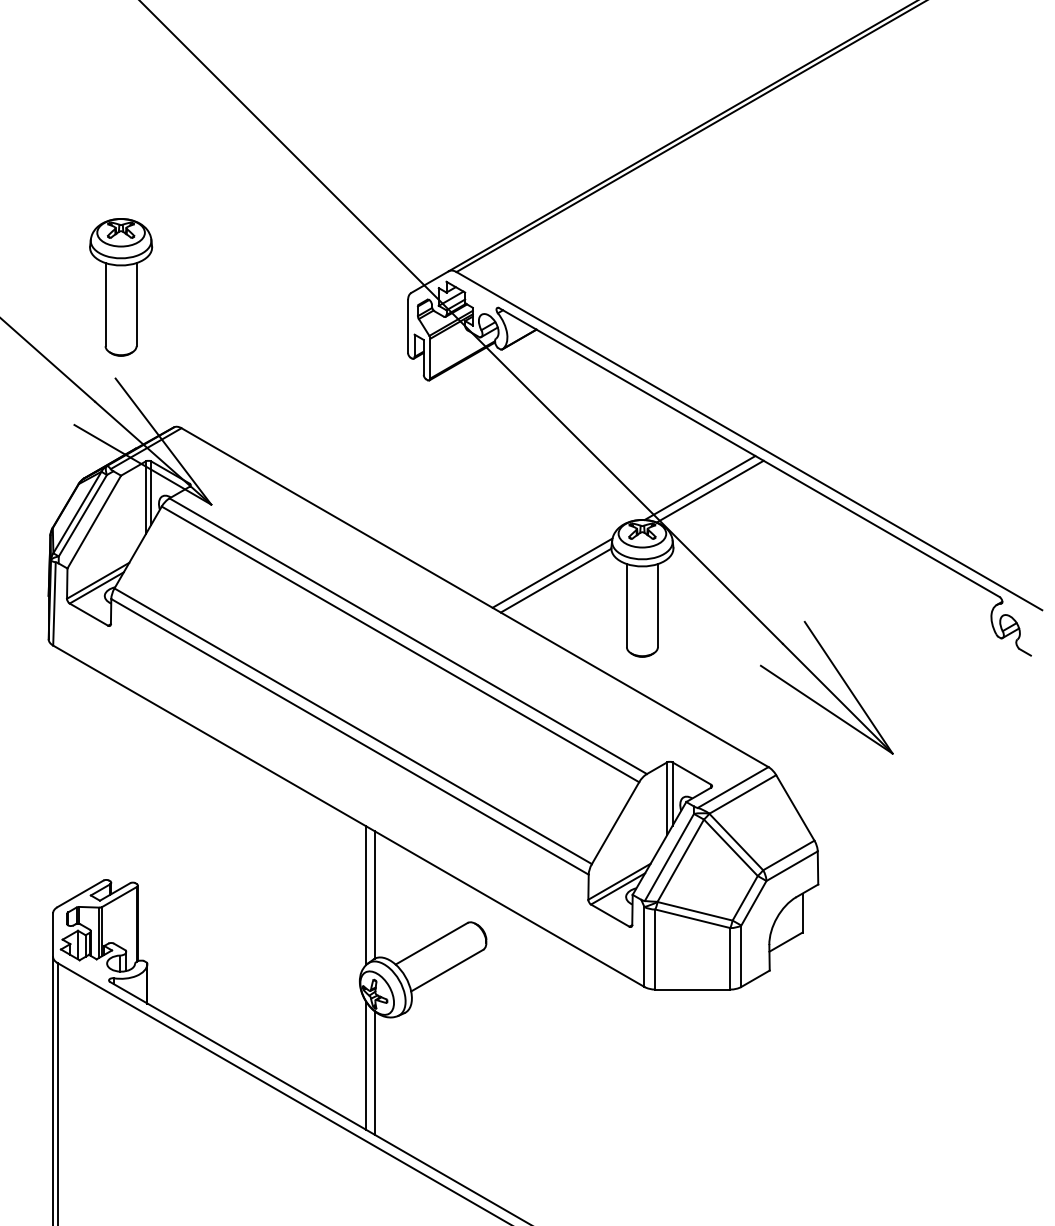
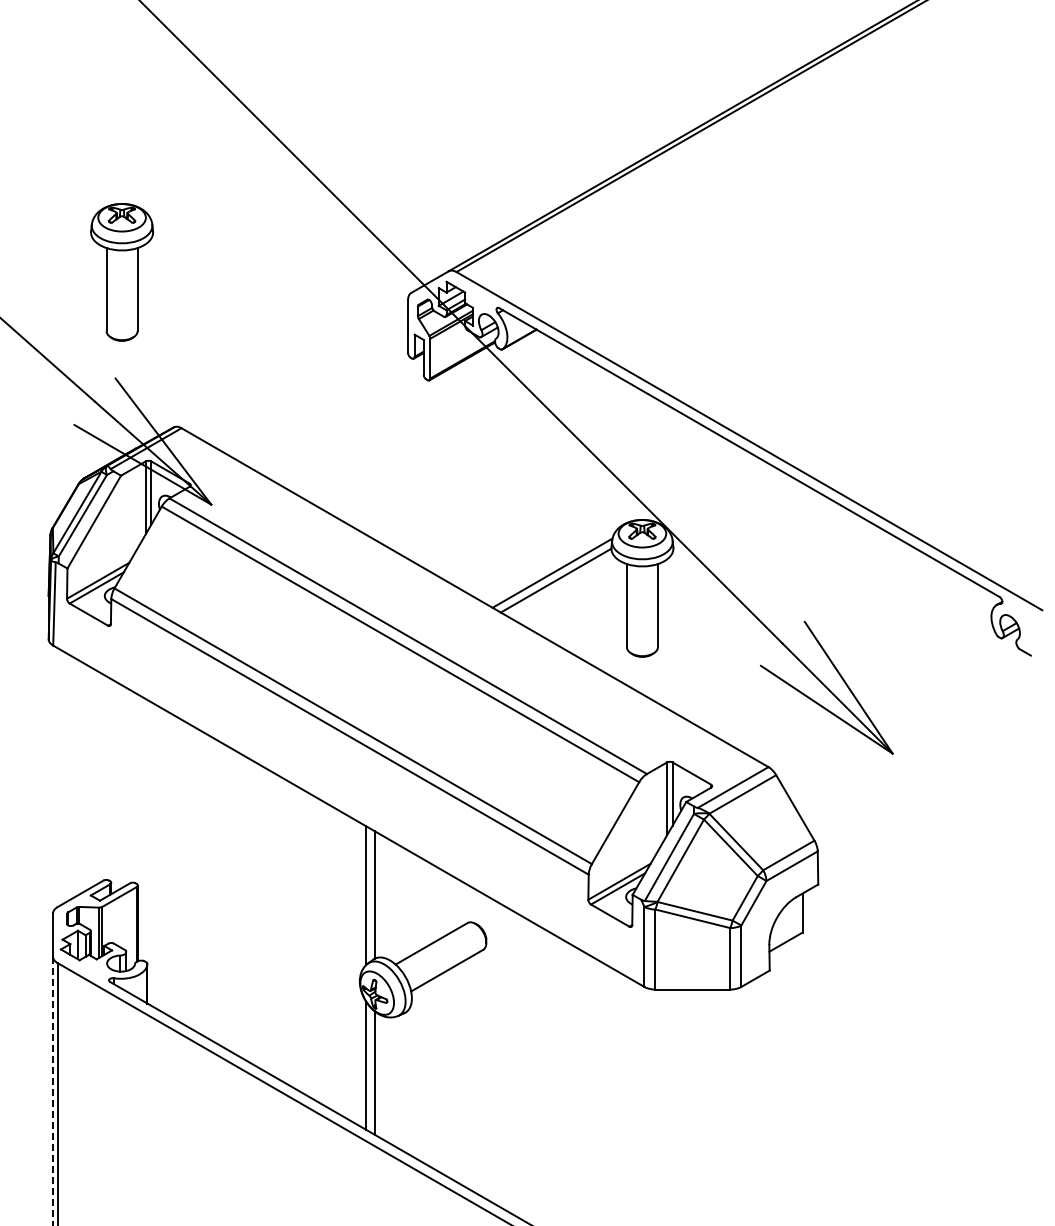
part position: (121, 287) -> (122, 272) (122, 272)
line: present -> none (699, 488)
line: present -> none (709, 491)
line: solid -> dashed (53, 1091)
